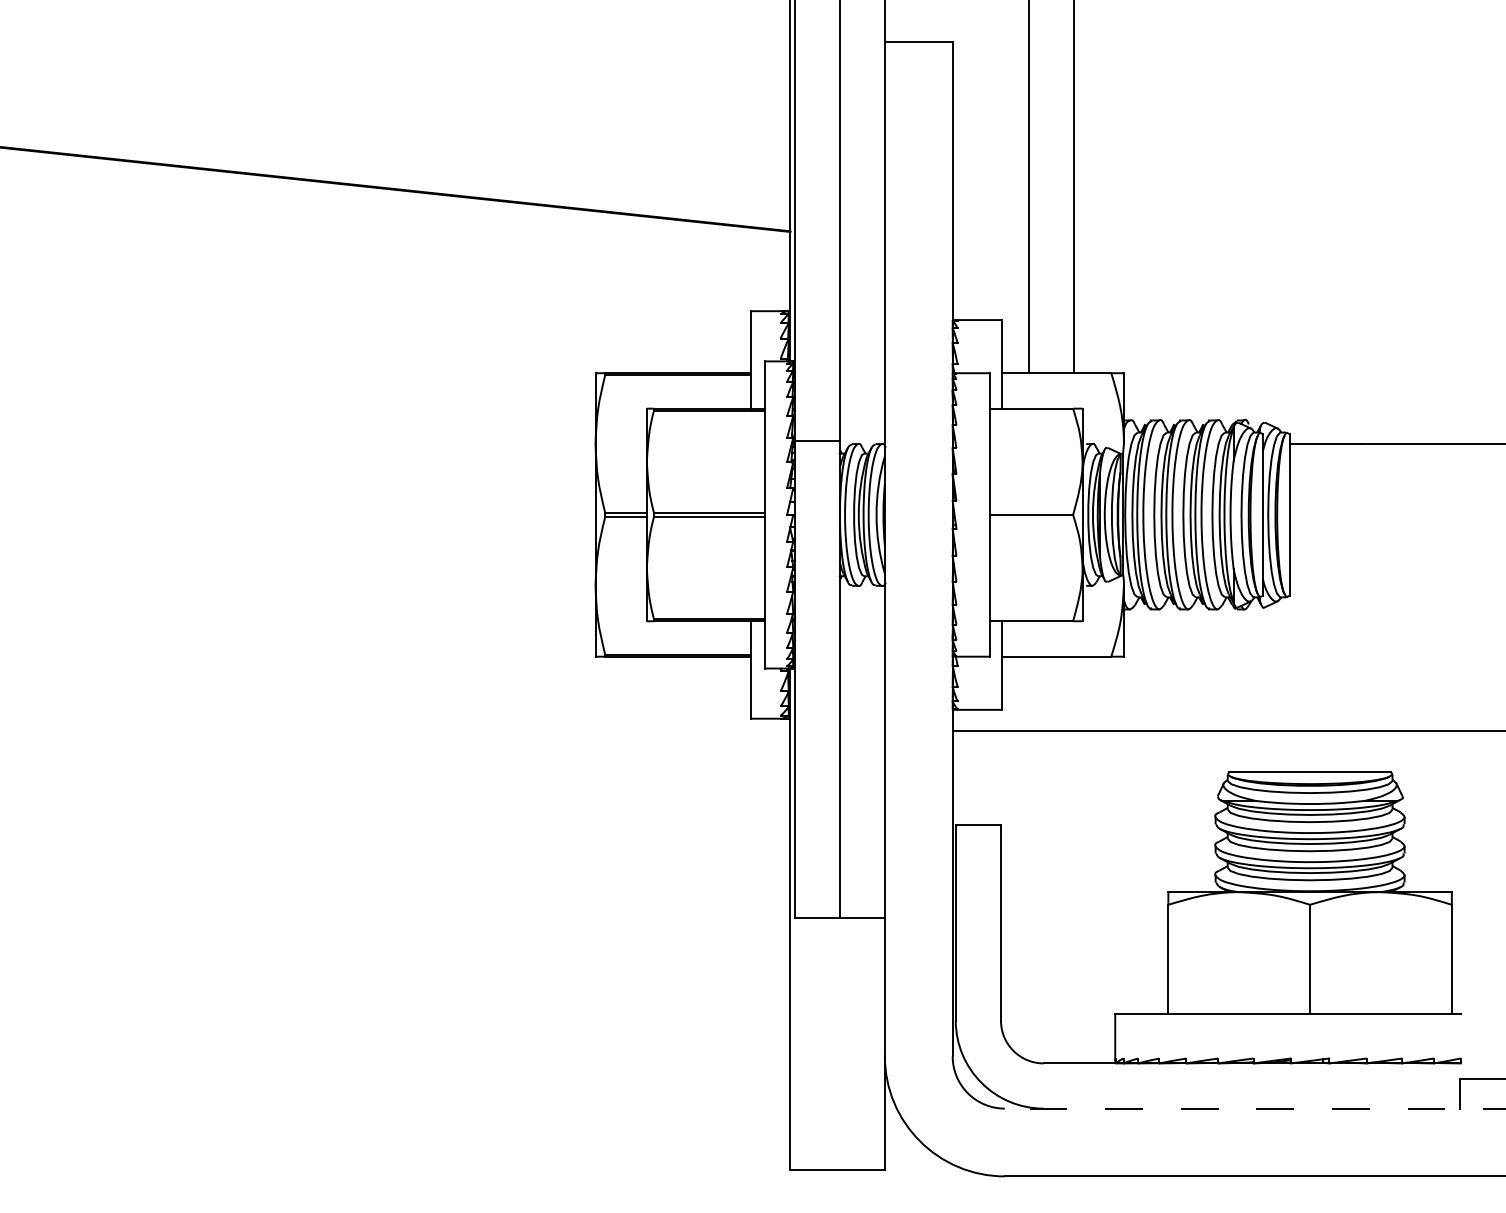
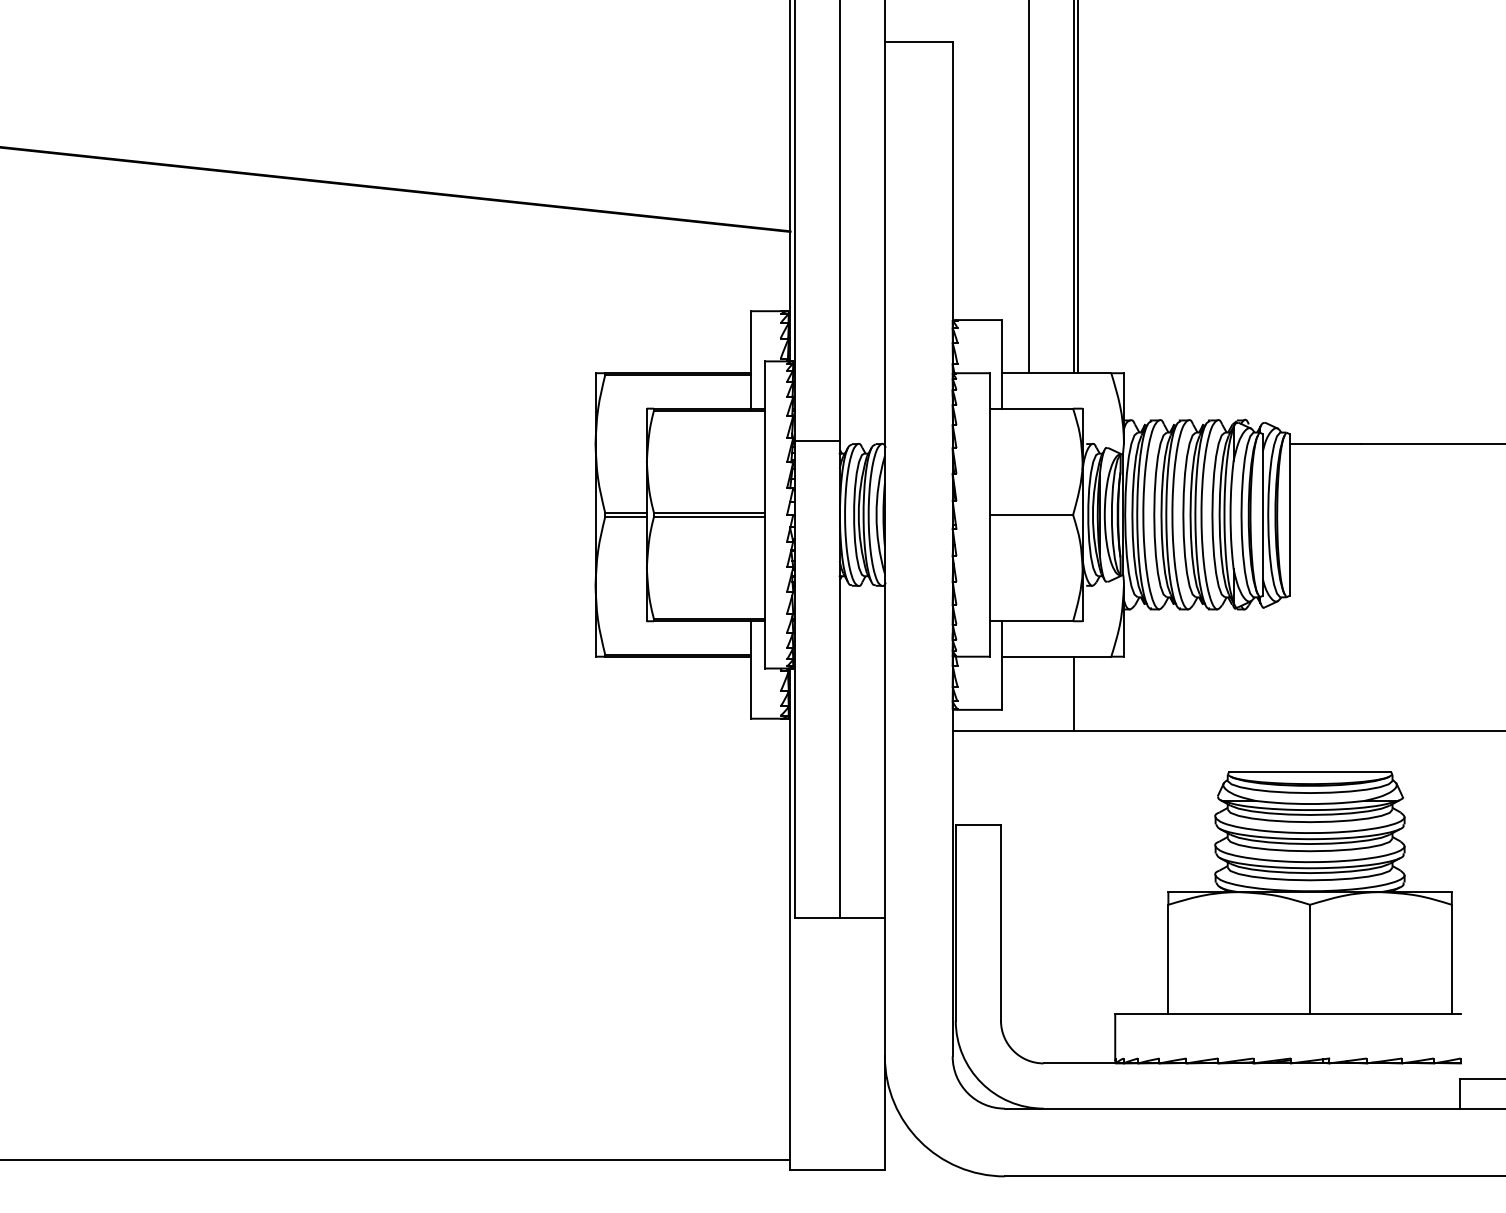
line: none -> present (1077, 187)
line: none -> present (1073, 693)
line: dashed -> solid (1254, 1108)
line: none -> present (396, 1160)
